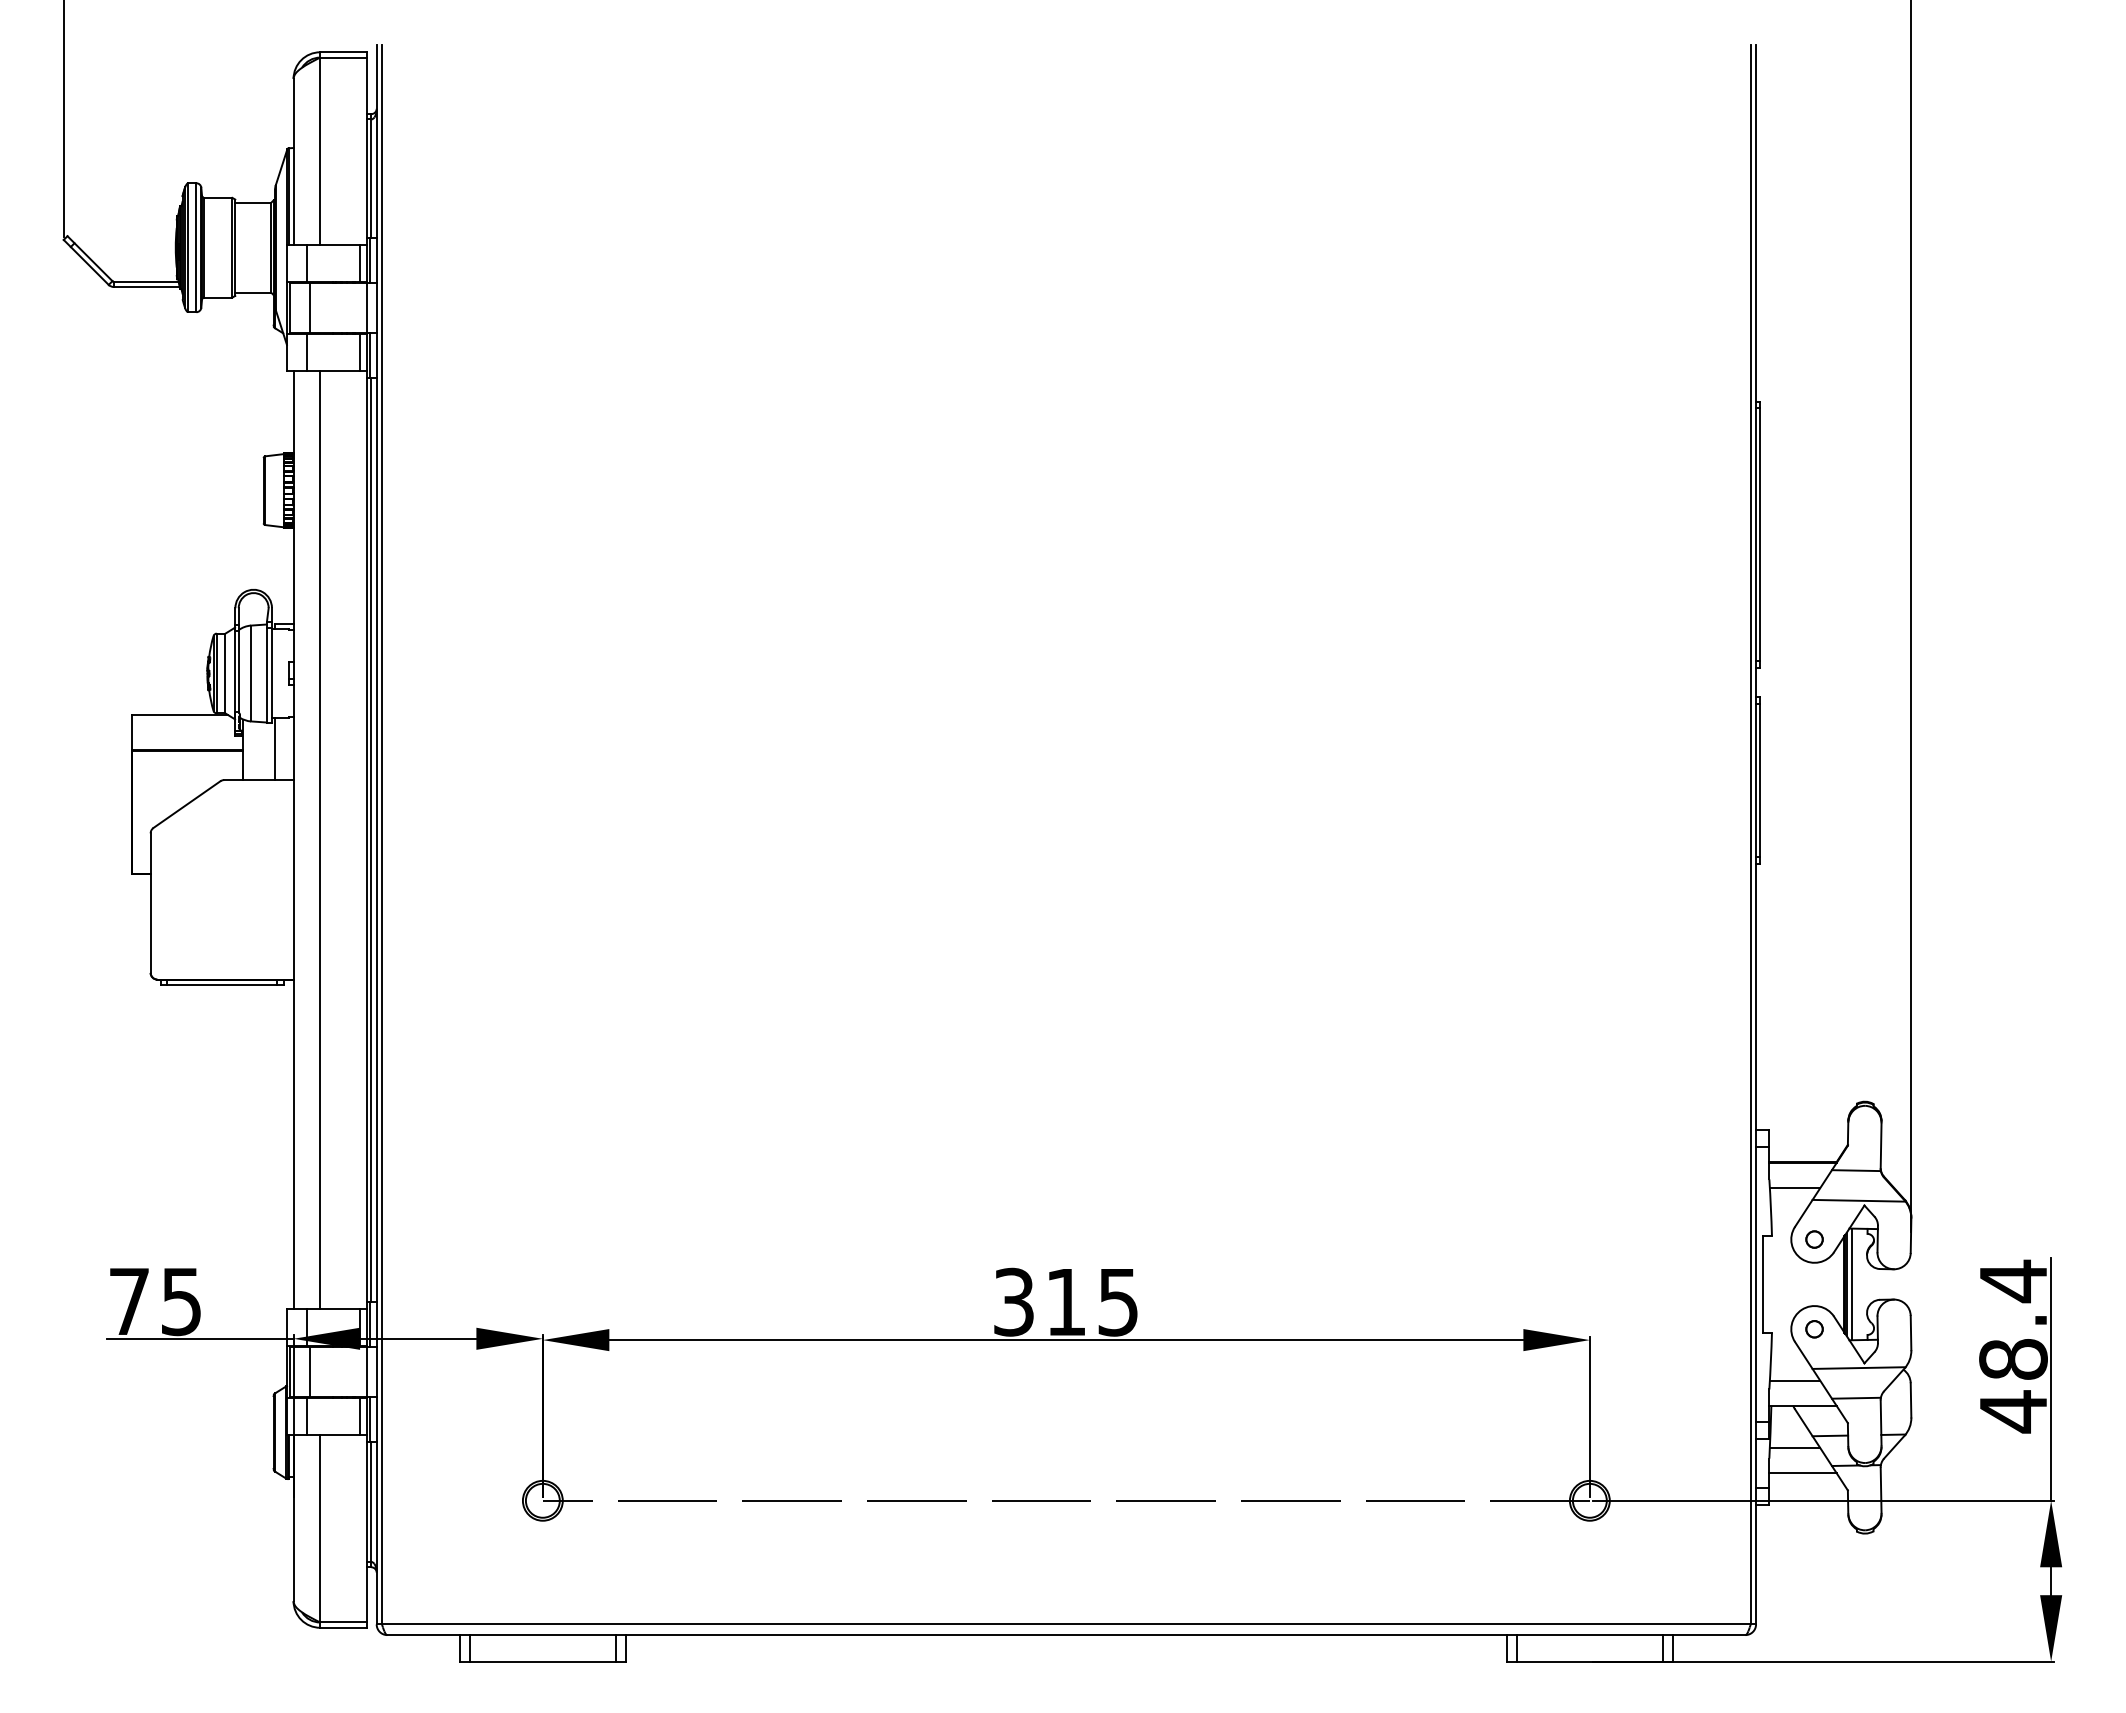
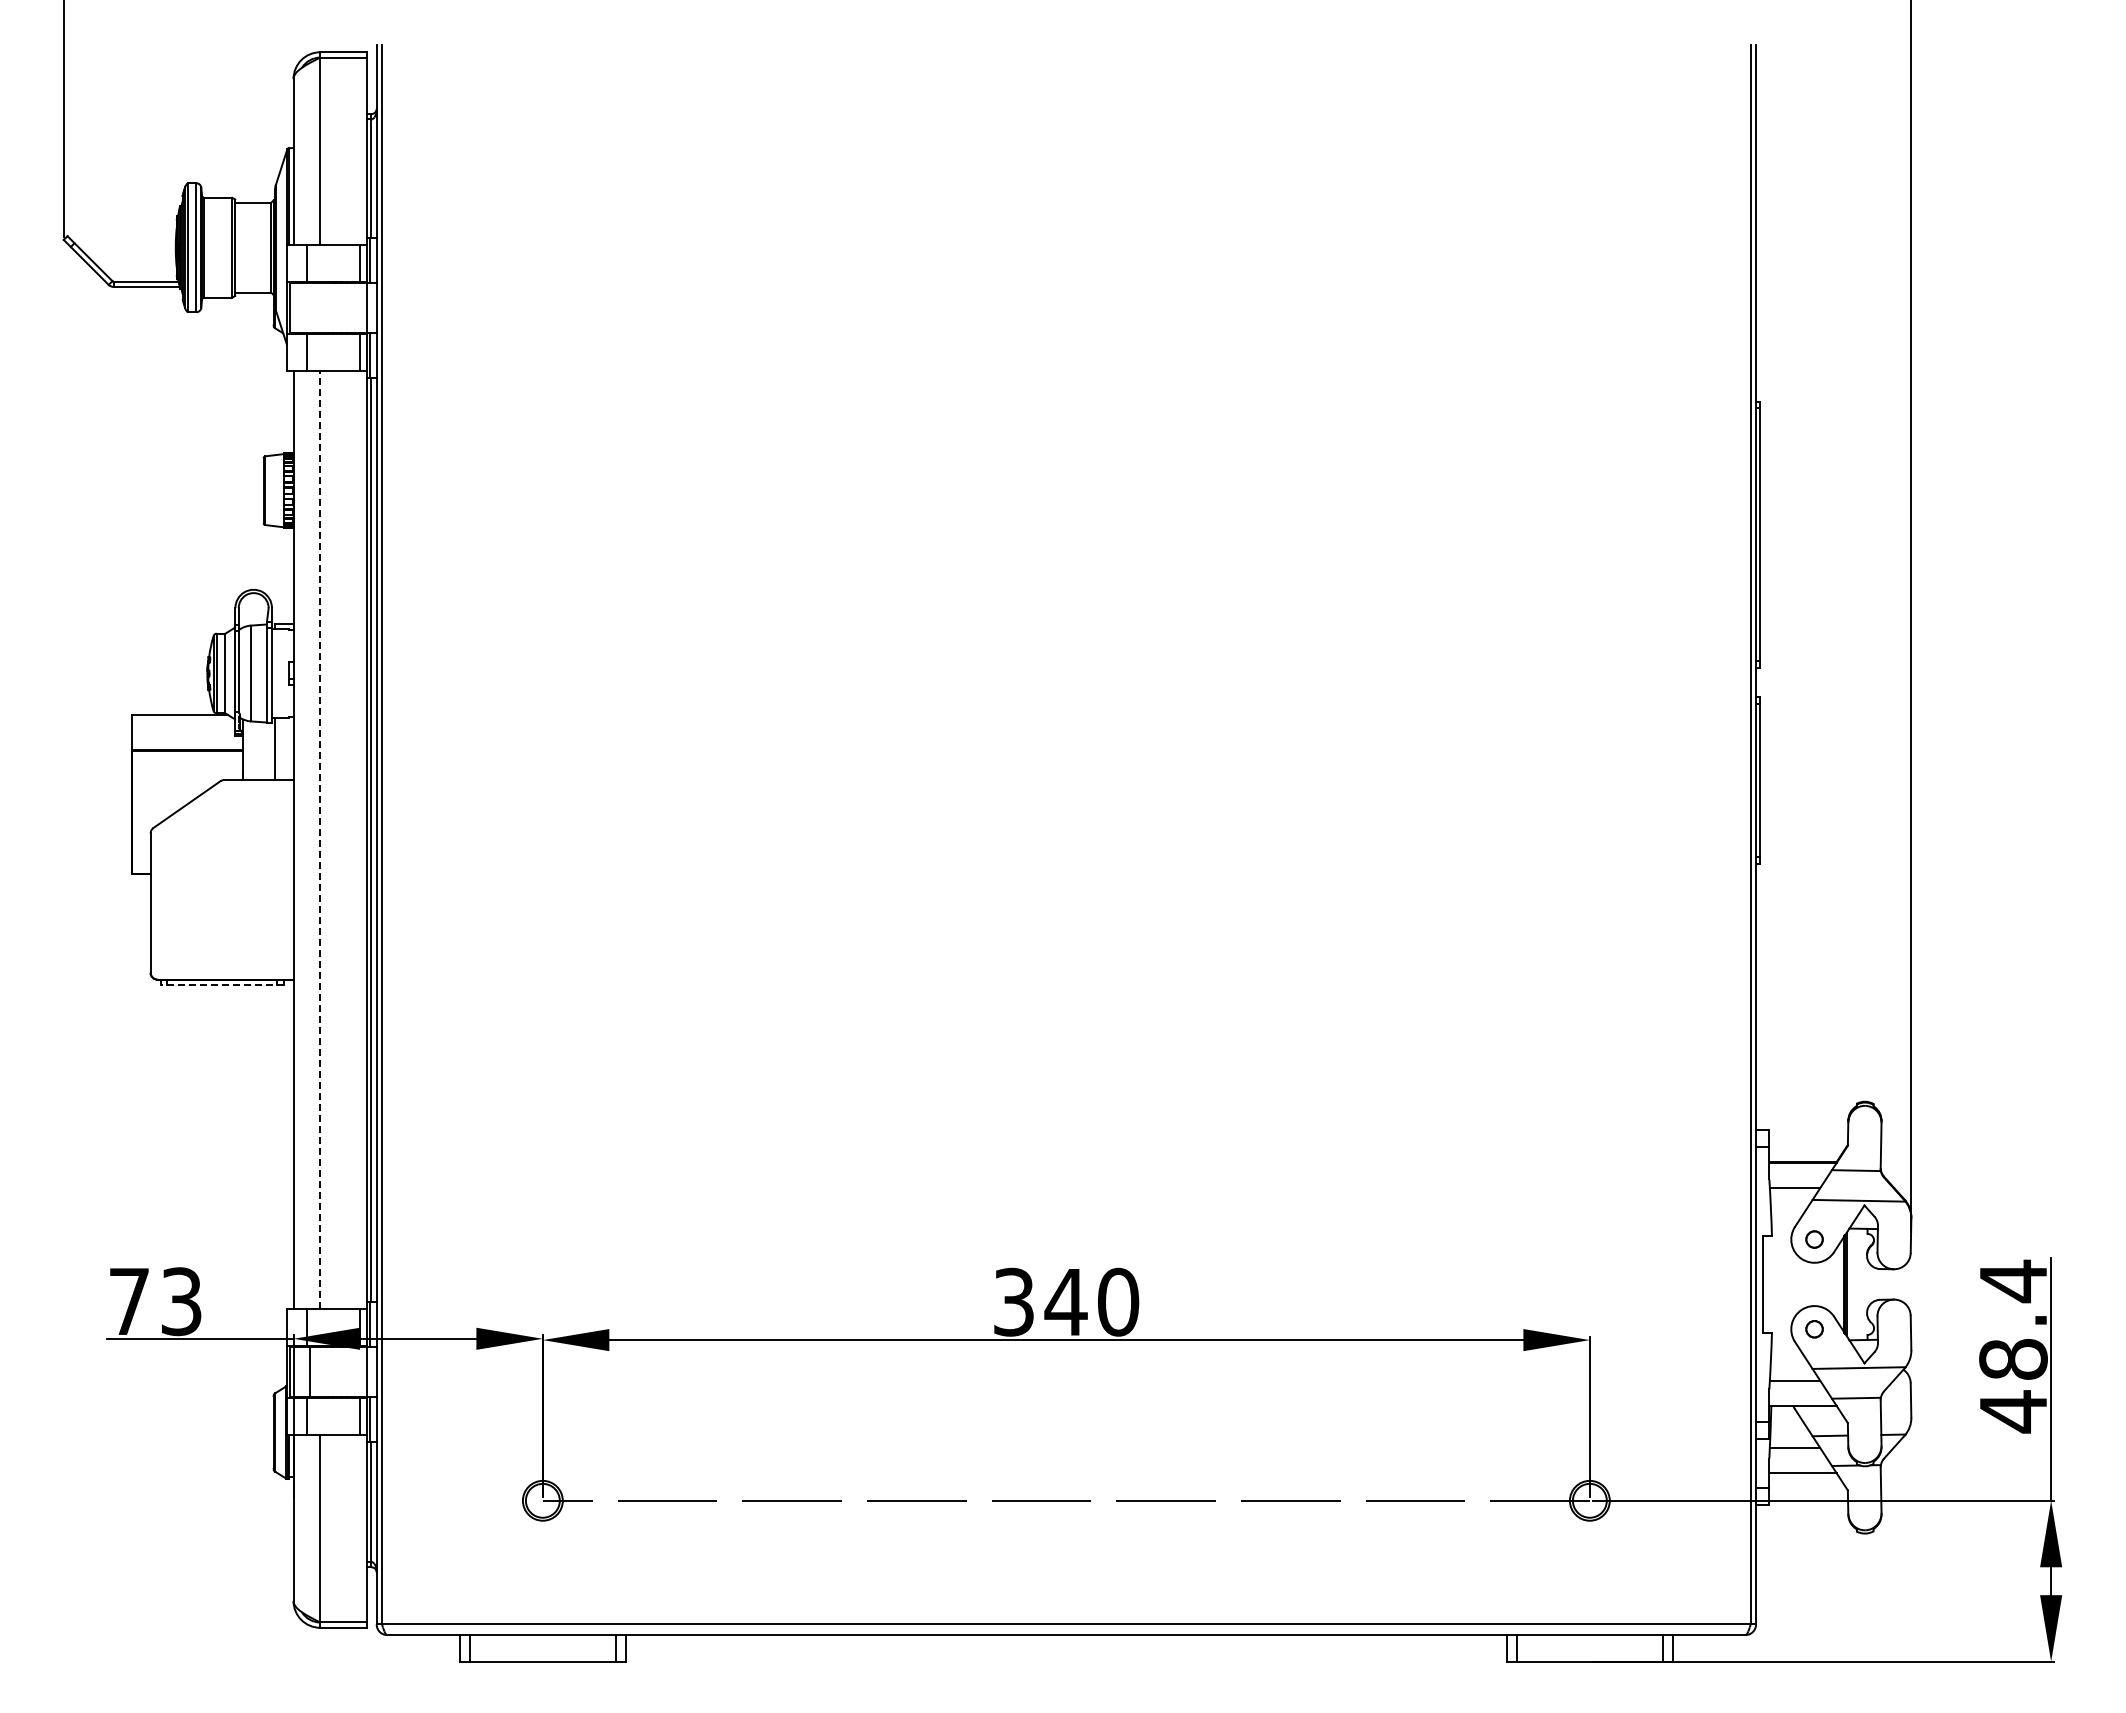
line: present -> none (310, 308)
line: solid -> dashed (320, 840)
line: solid -> dashed (221, 984)
line: present -> none (1852, 1284)
text: 75 -> 73 (181, 1301)
text: 315 -> 340 (1091, 1301)
